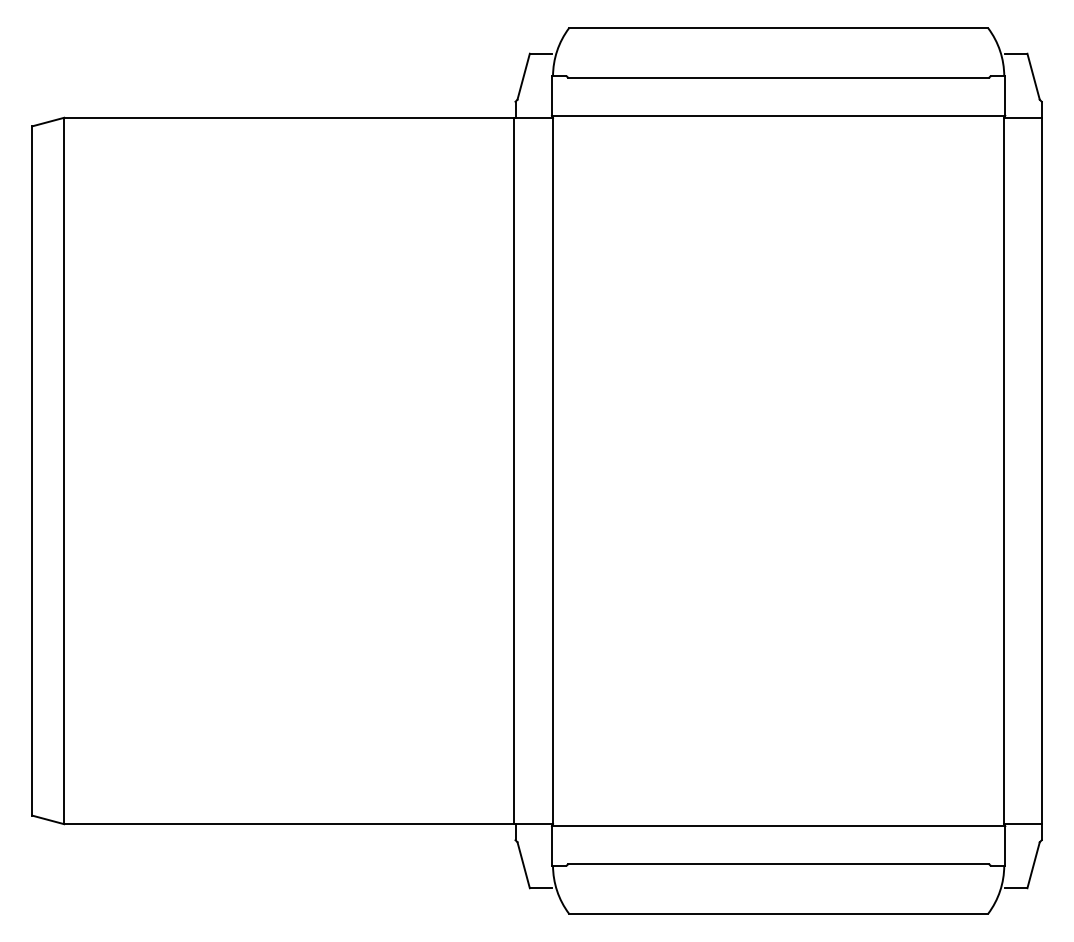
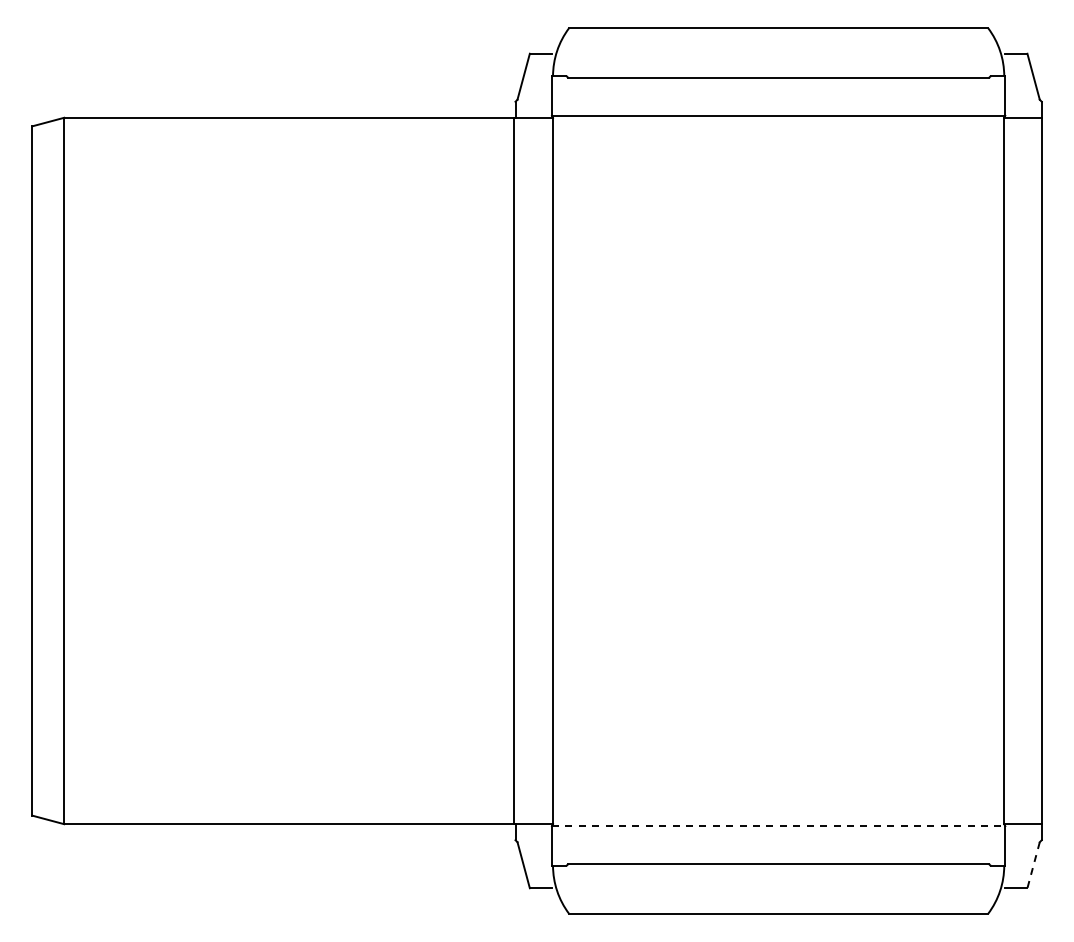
line: solid -> dashed (778, 826)
line: solid -> dashed (1033, 865)
